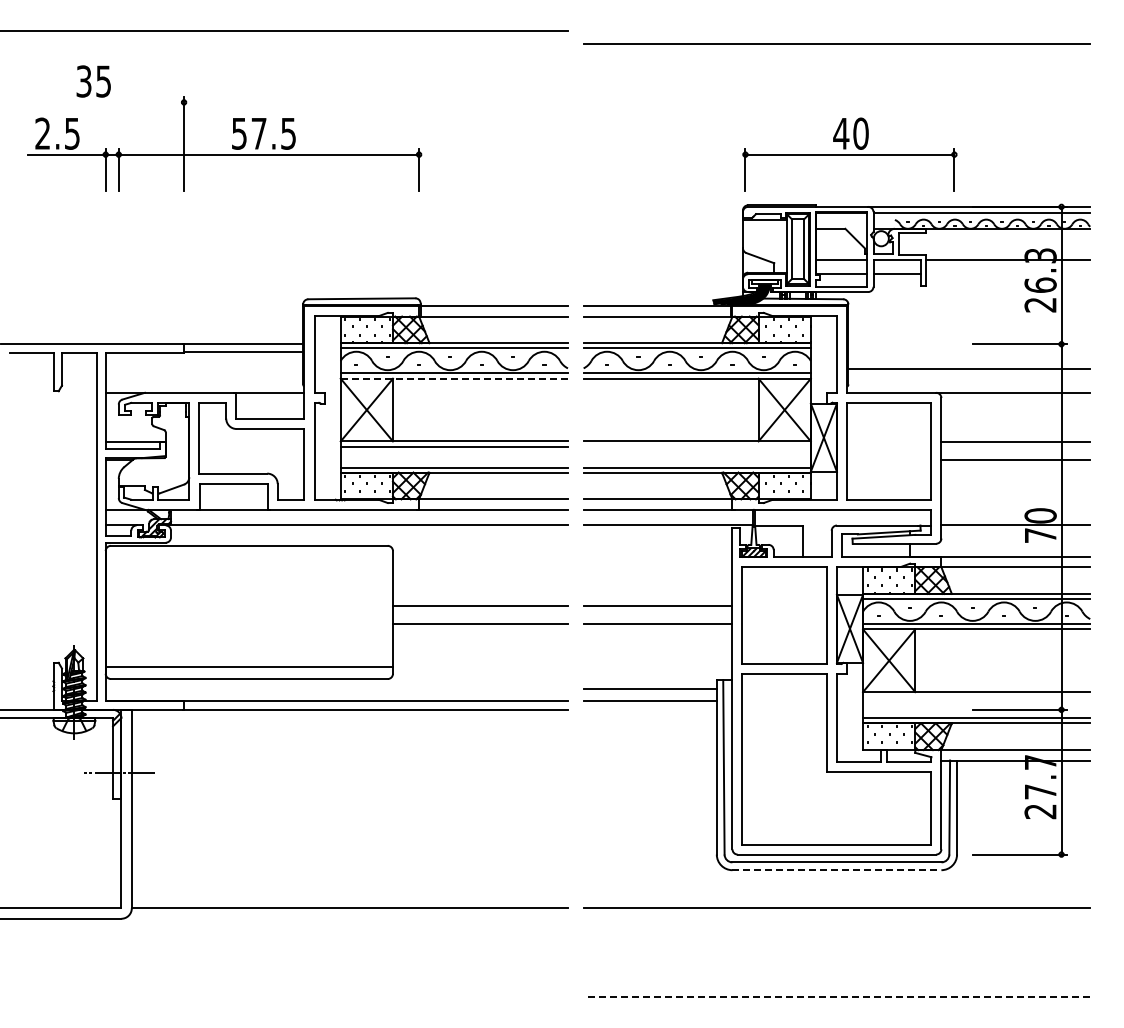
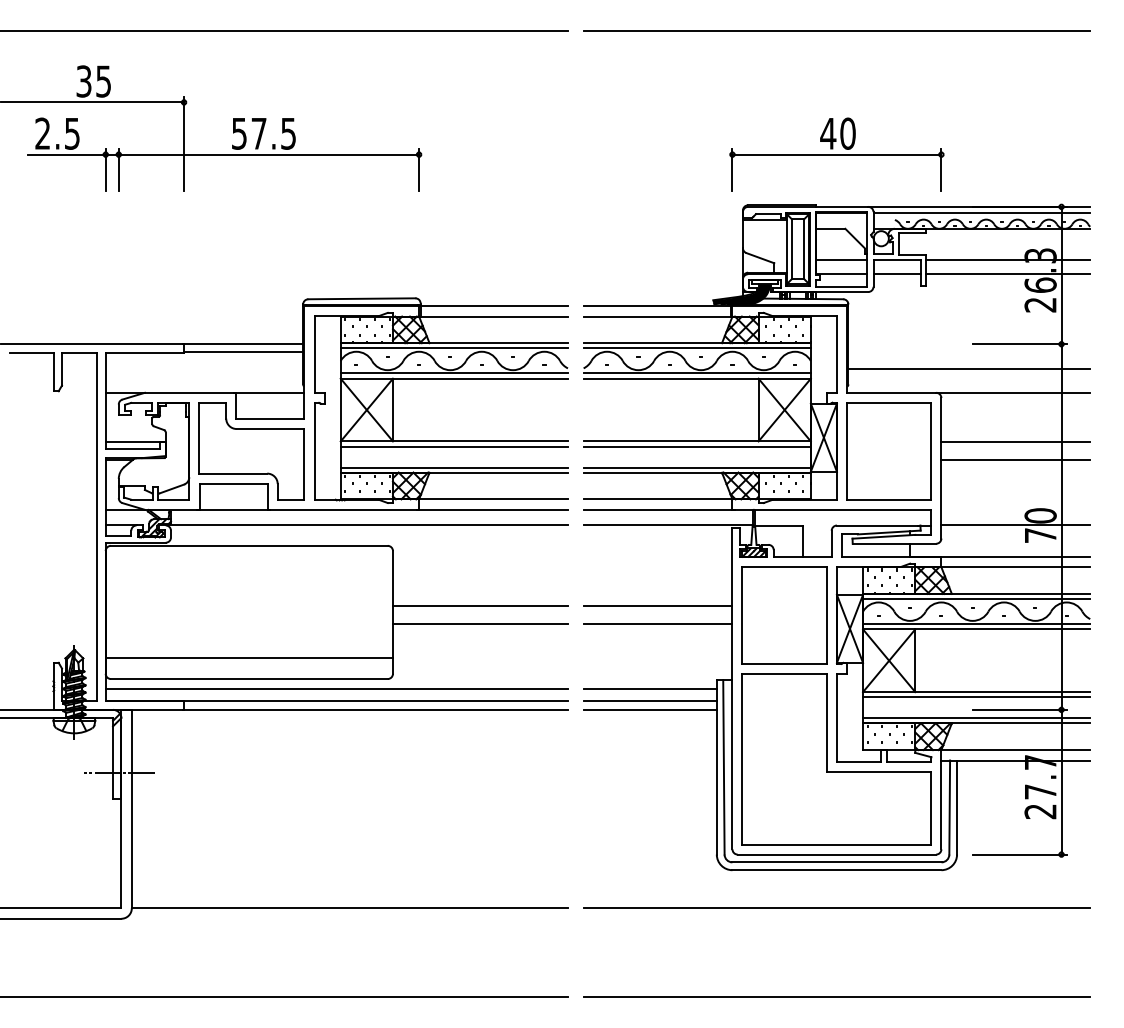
line position: (836, 43) -> (836, 30) (836, 30)
line: none -> present (93, 102)
part position: (849, 154) -> (836, 154) (836, 154)
line: none -> present (1007, 273)
line: dashed -> solid (454, 378)
line: none -> present (696, 446)
line position: (248, 666) -> (248, 657) (248, 657)
line: none -> present (336, 689)
line: none -> present (976, 697)
line: none -> present (649, 709)
line: dashed -> solid (837, 870)
line: none -> present (284, 997)
line: dashed -> solid (836, 997)
